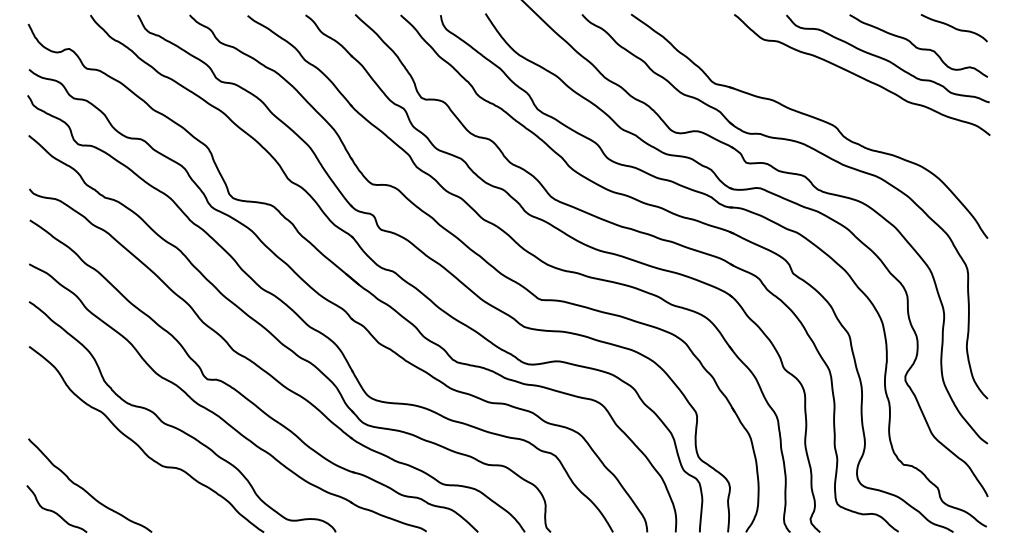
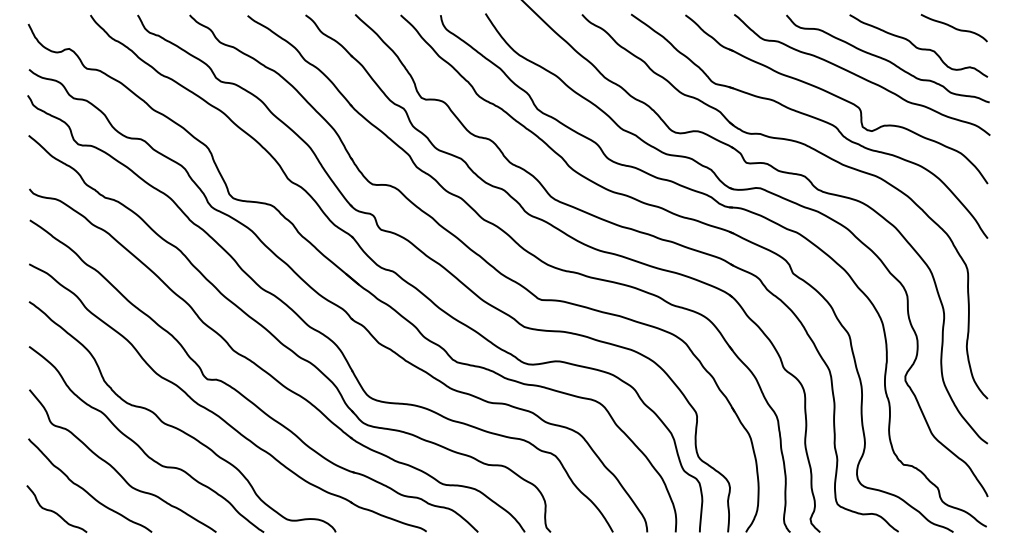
part: none -> present (836, 99)
curve: none -> present (114, 467)
